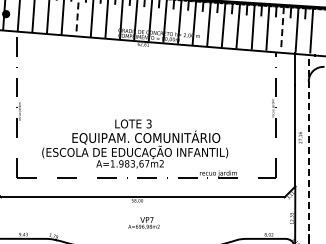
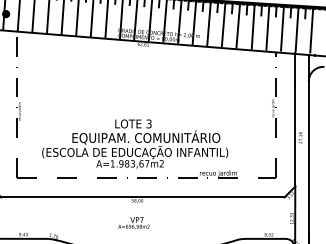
line: dashed -> solid (77, 18)
line: dashed -> solid (282, 28)
line: dashed -> solid (308, 149)
text position: (143, 222) -> (133, 222) (133, 222)
